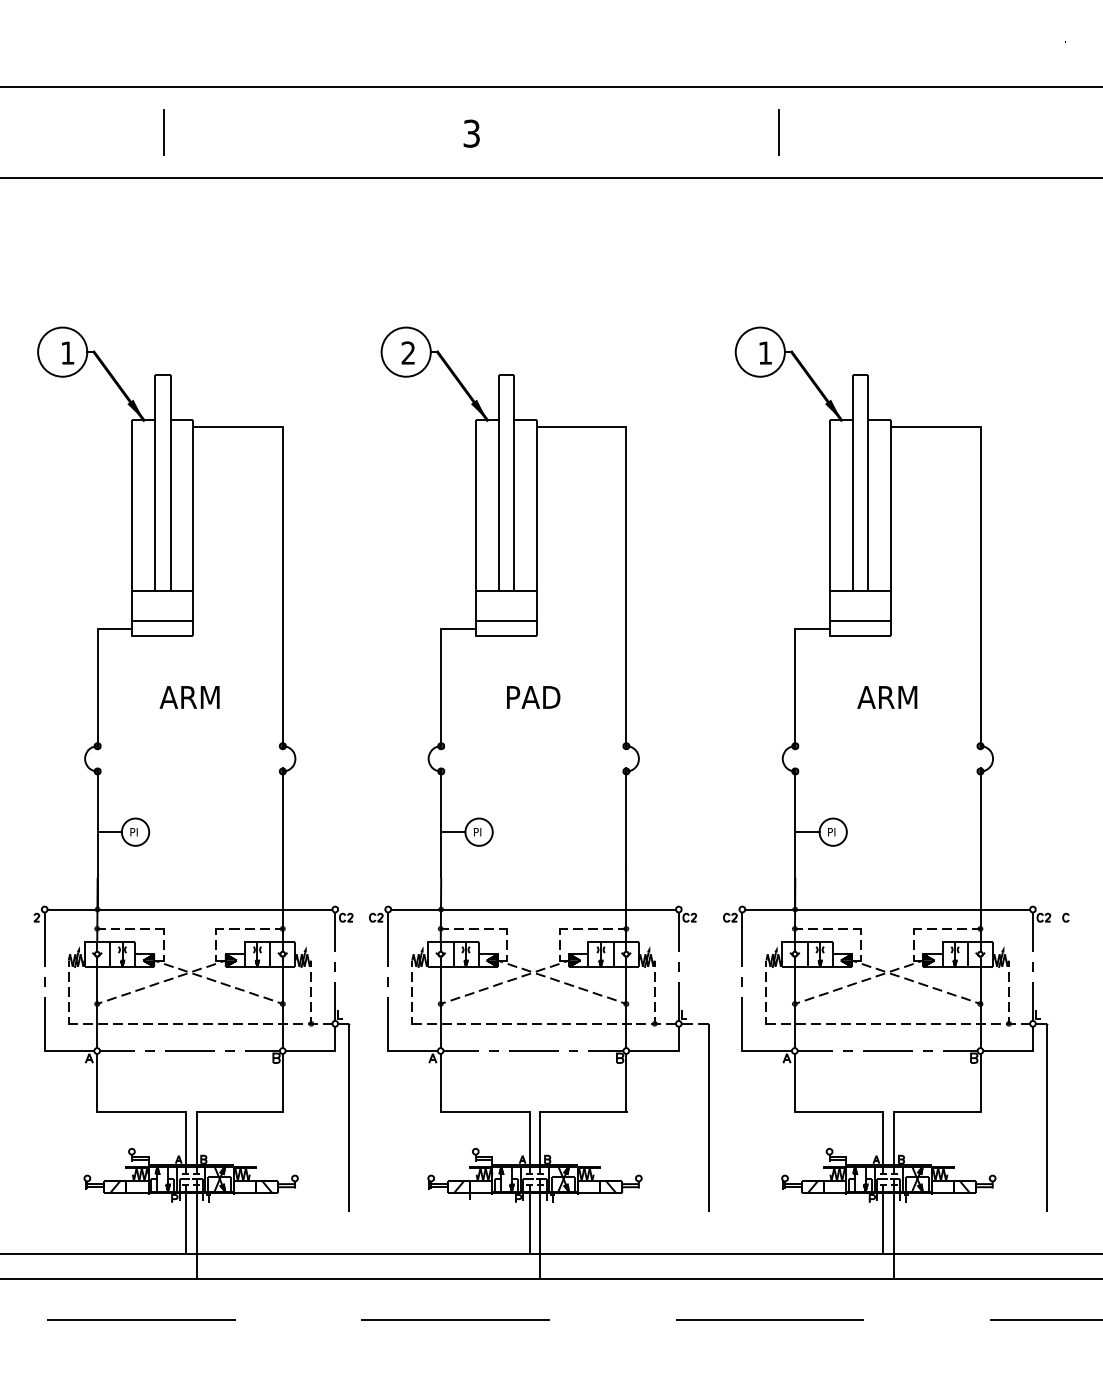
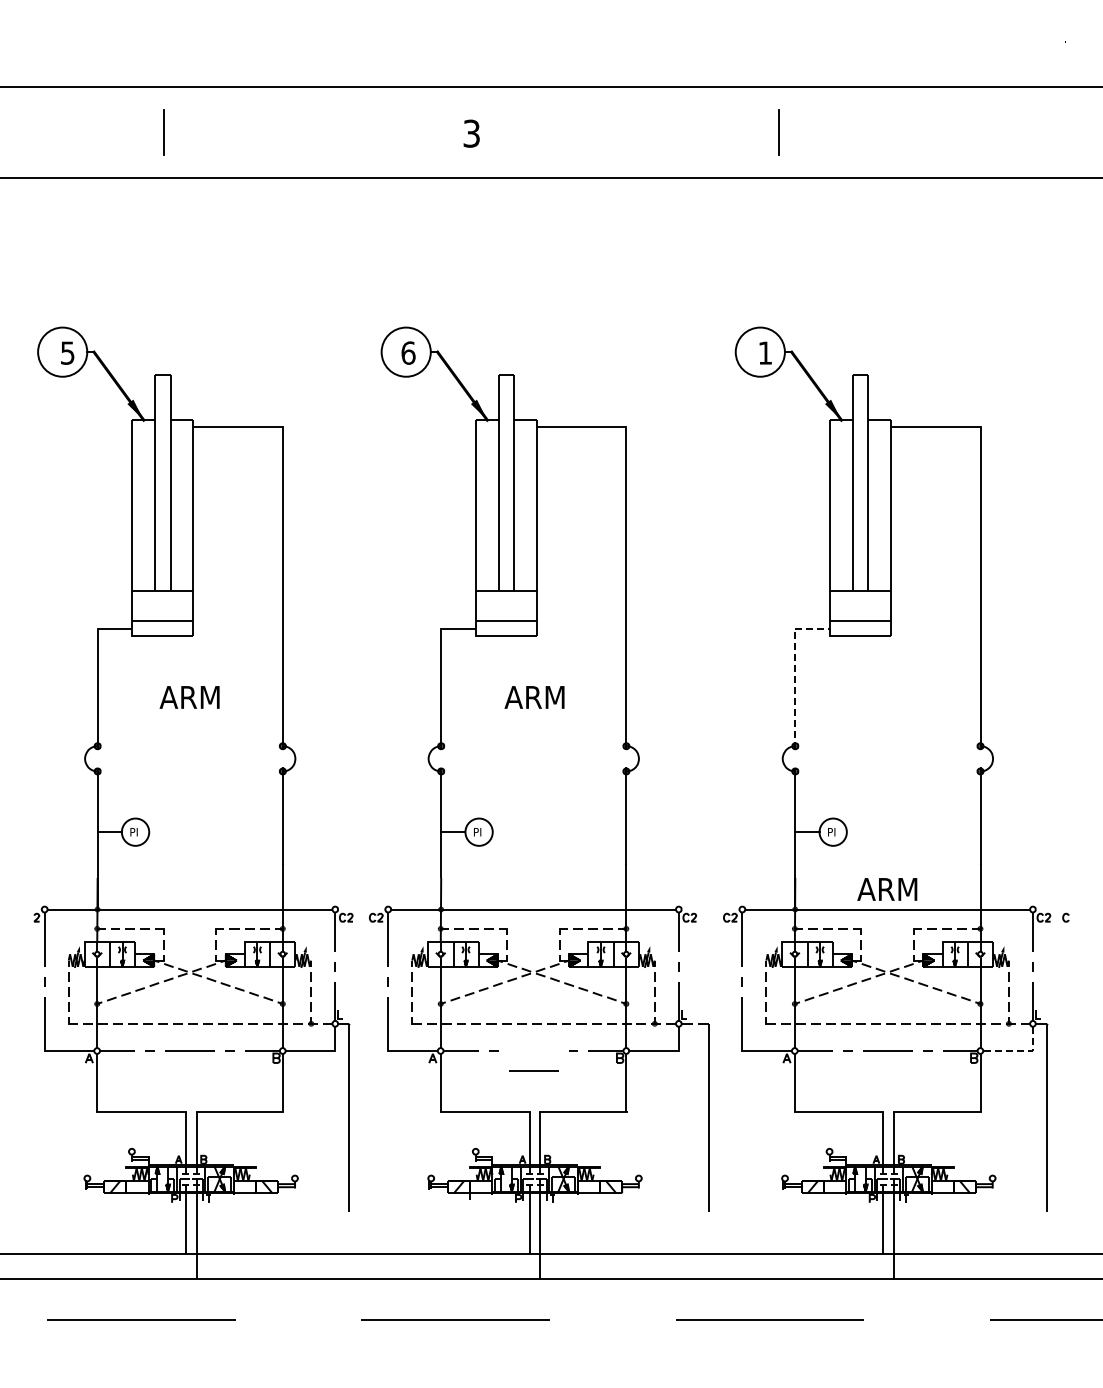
text: 1 -> 5 (67, 352)
text: 2 -> 6 (408, 352)
line: solid -> dashed (795, 670)
text: PAD -> ARM (534, 697)
text position: (887, 697) -> (887, 889) (887, 889)
line position: (533, 1050) -> (533, 1070) (533, 1070)
line: solid -> dashed (1021, 1051)
